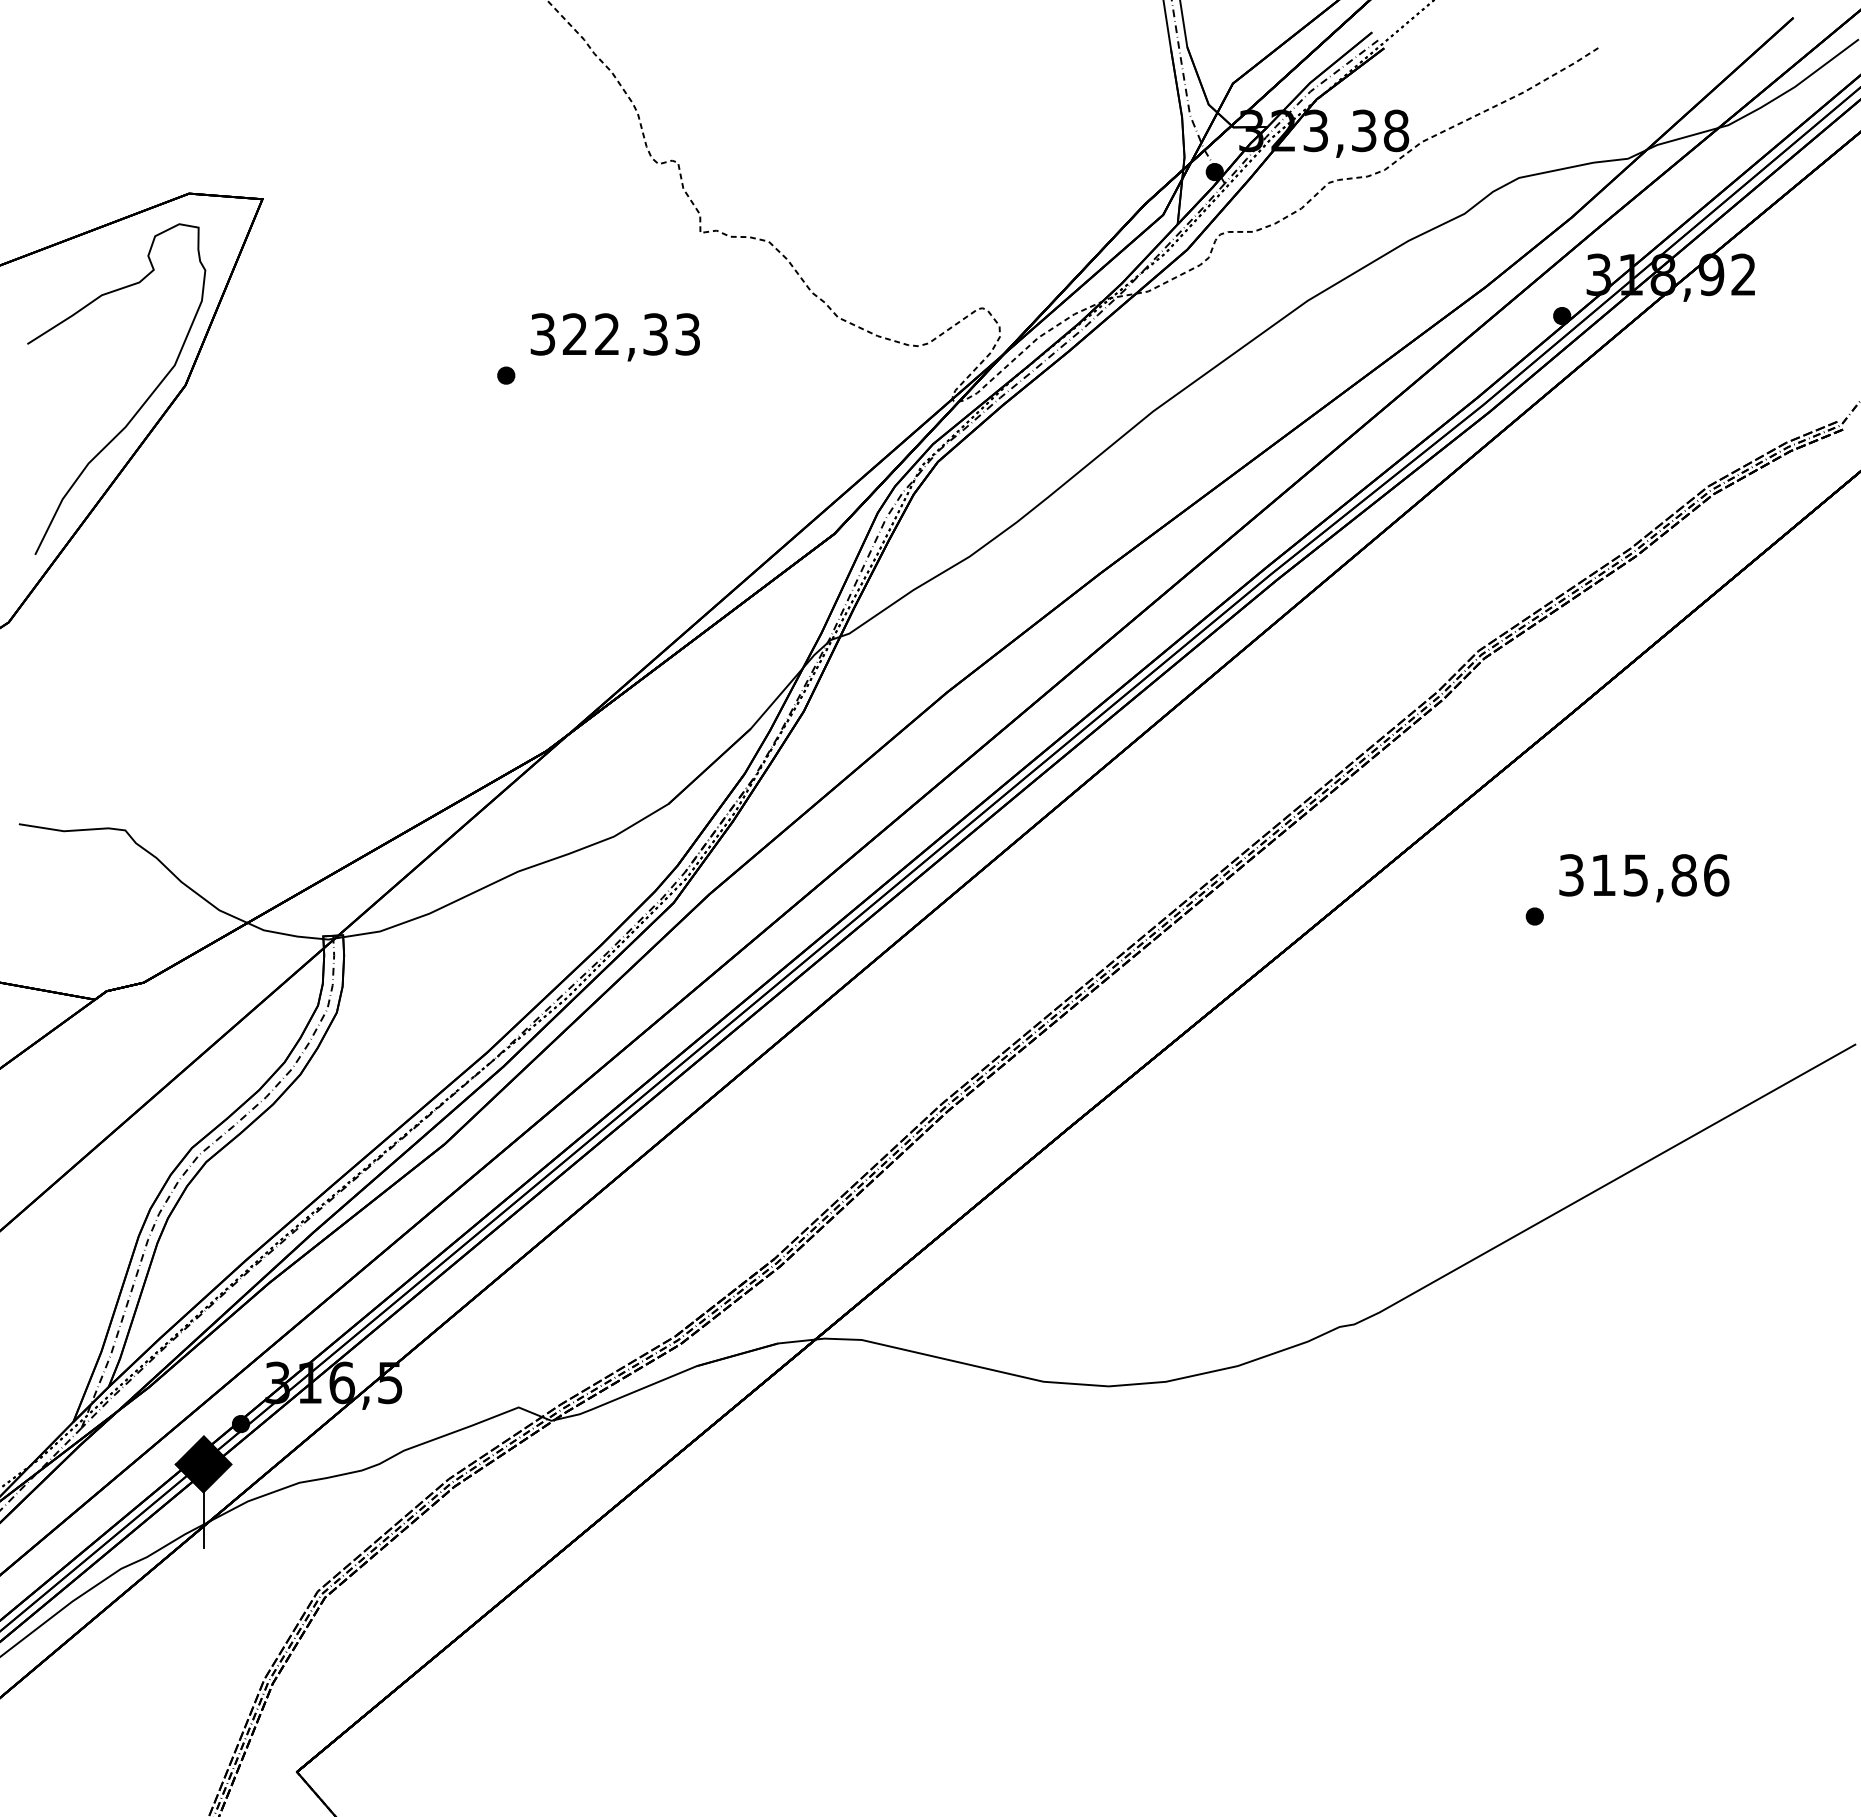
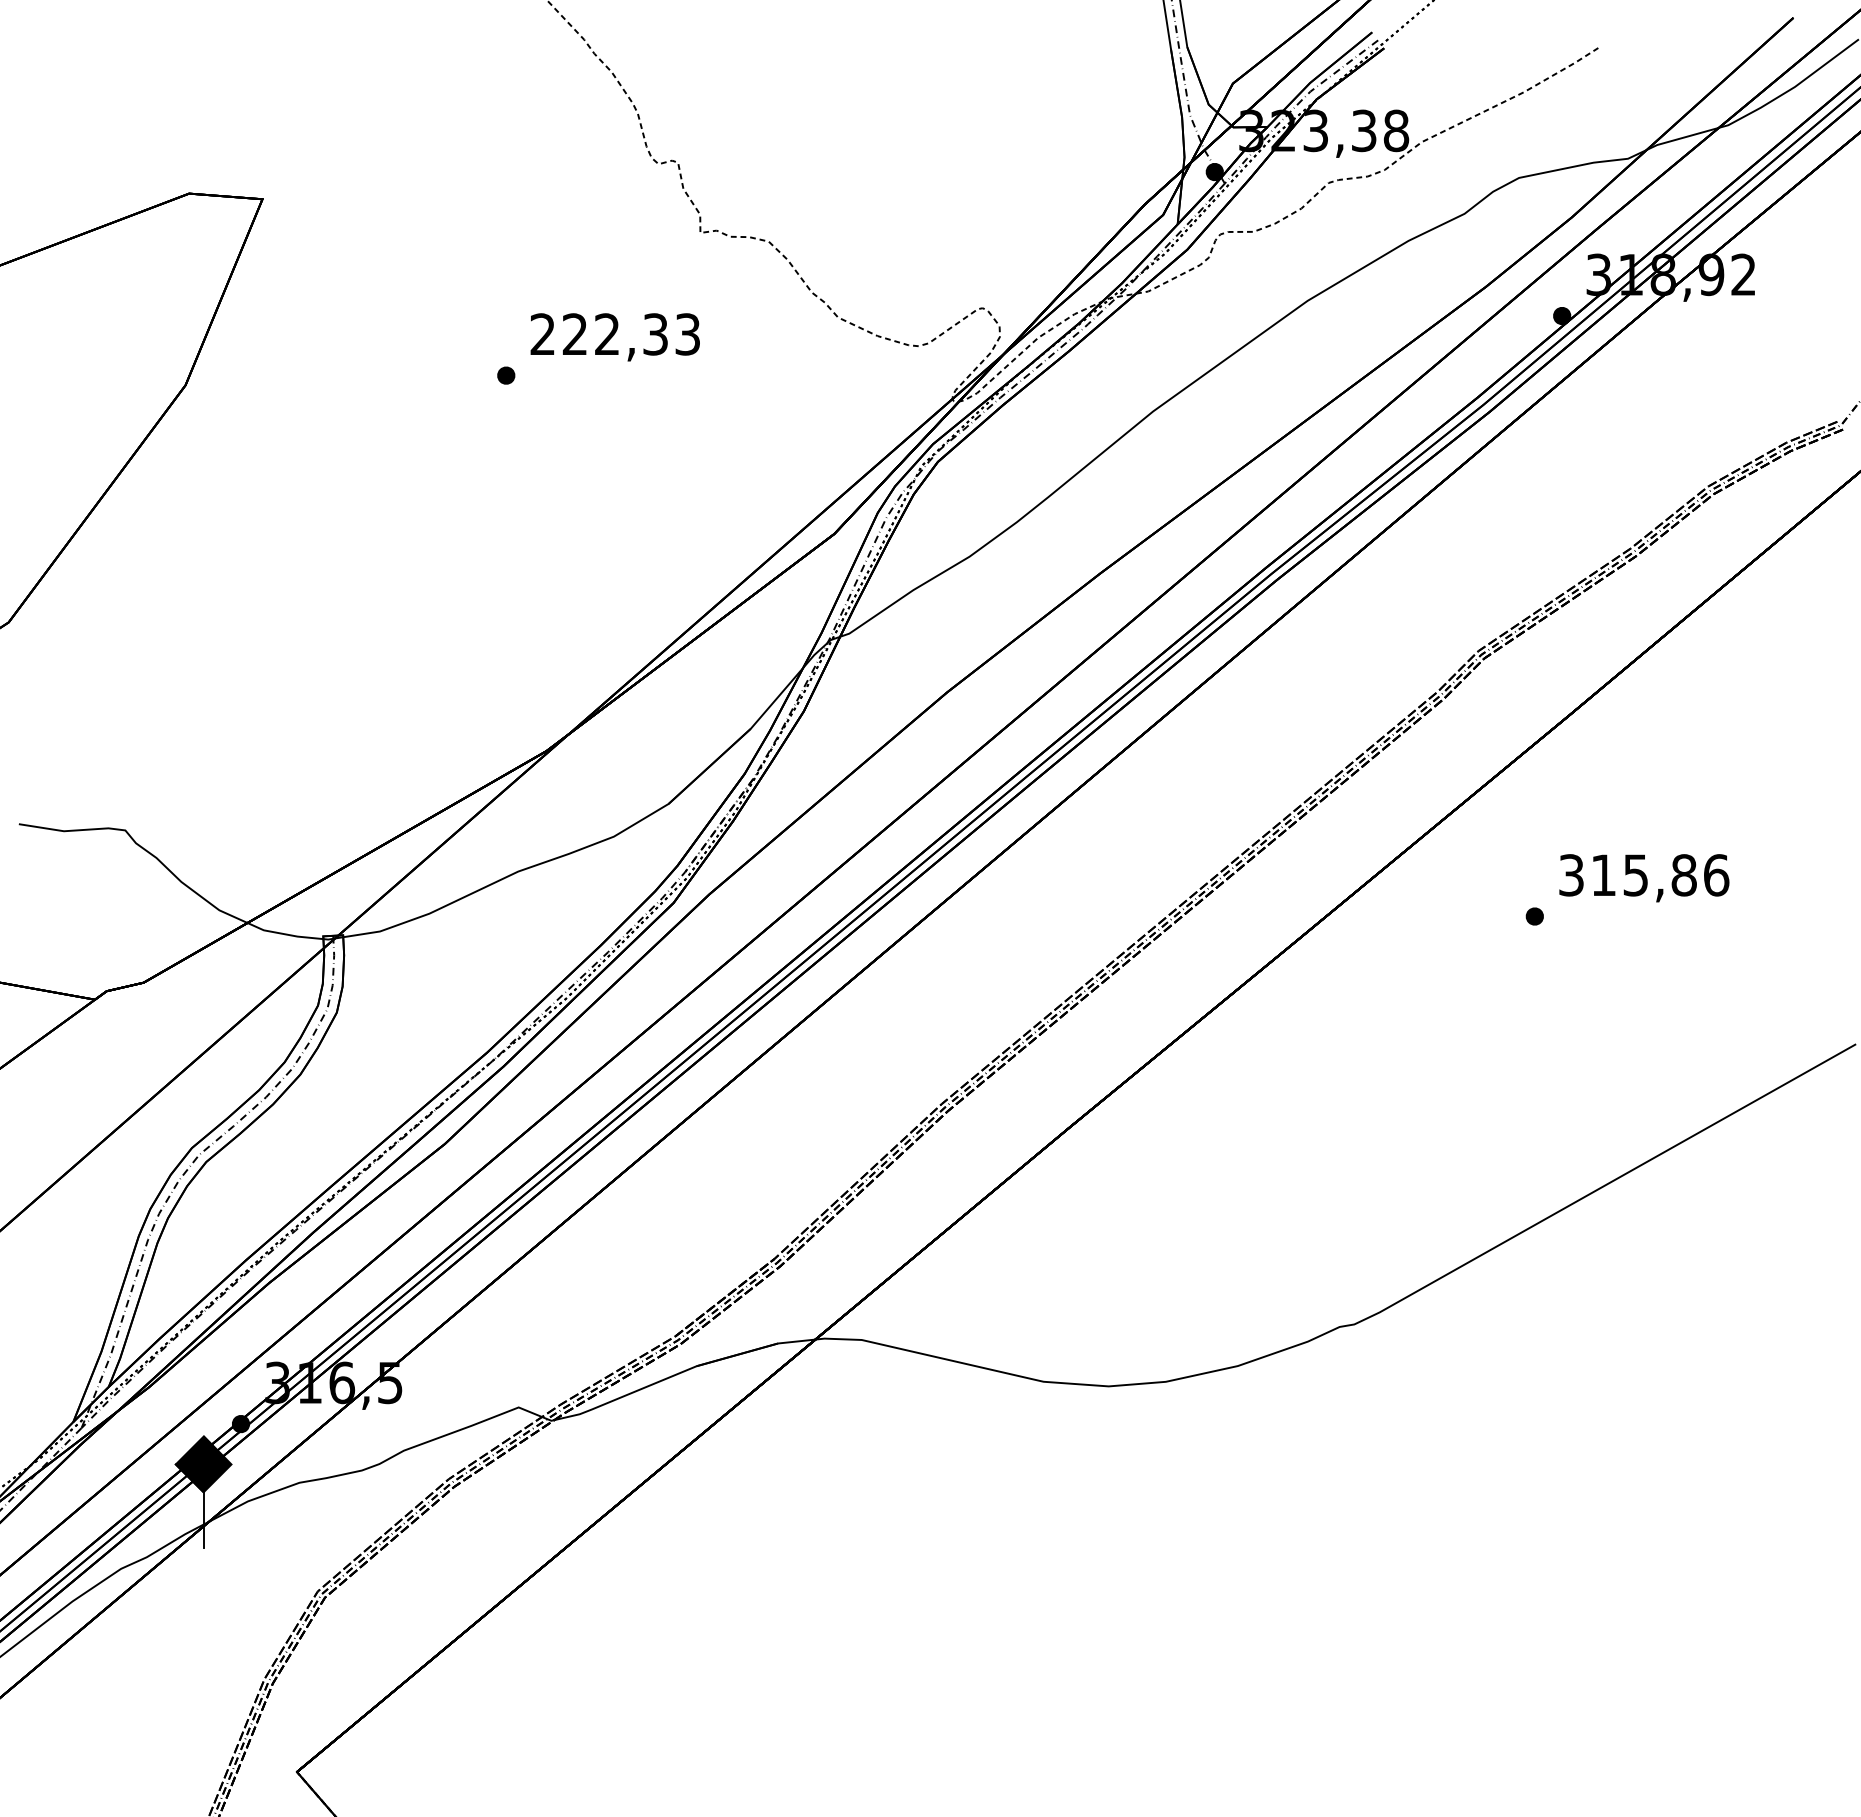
text: 322,33 -> 222,33 (542, 334)
curve: present -> none (140, 406)
